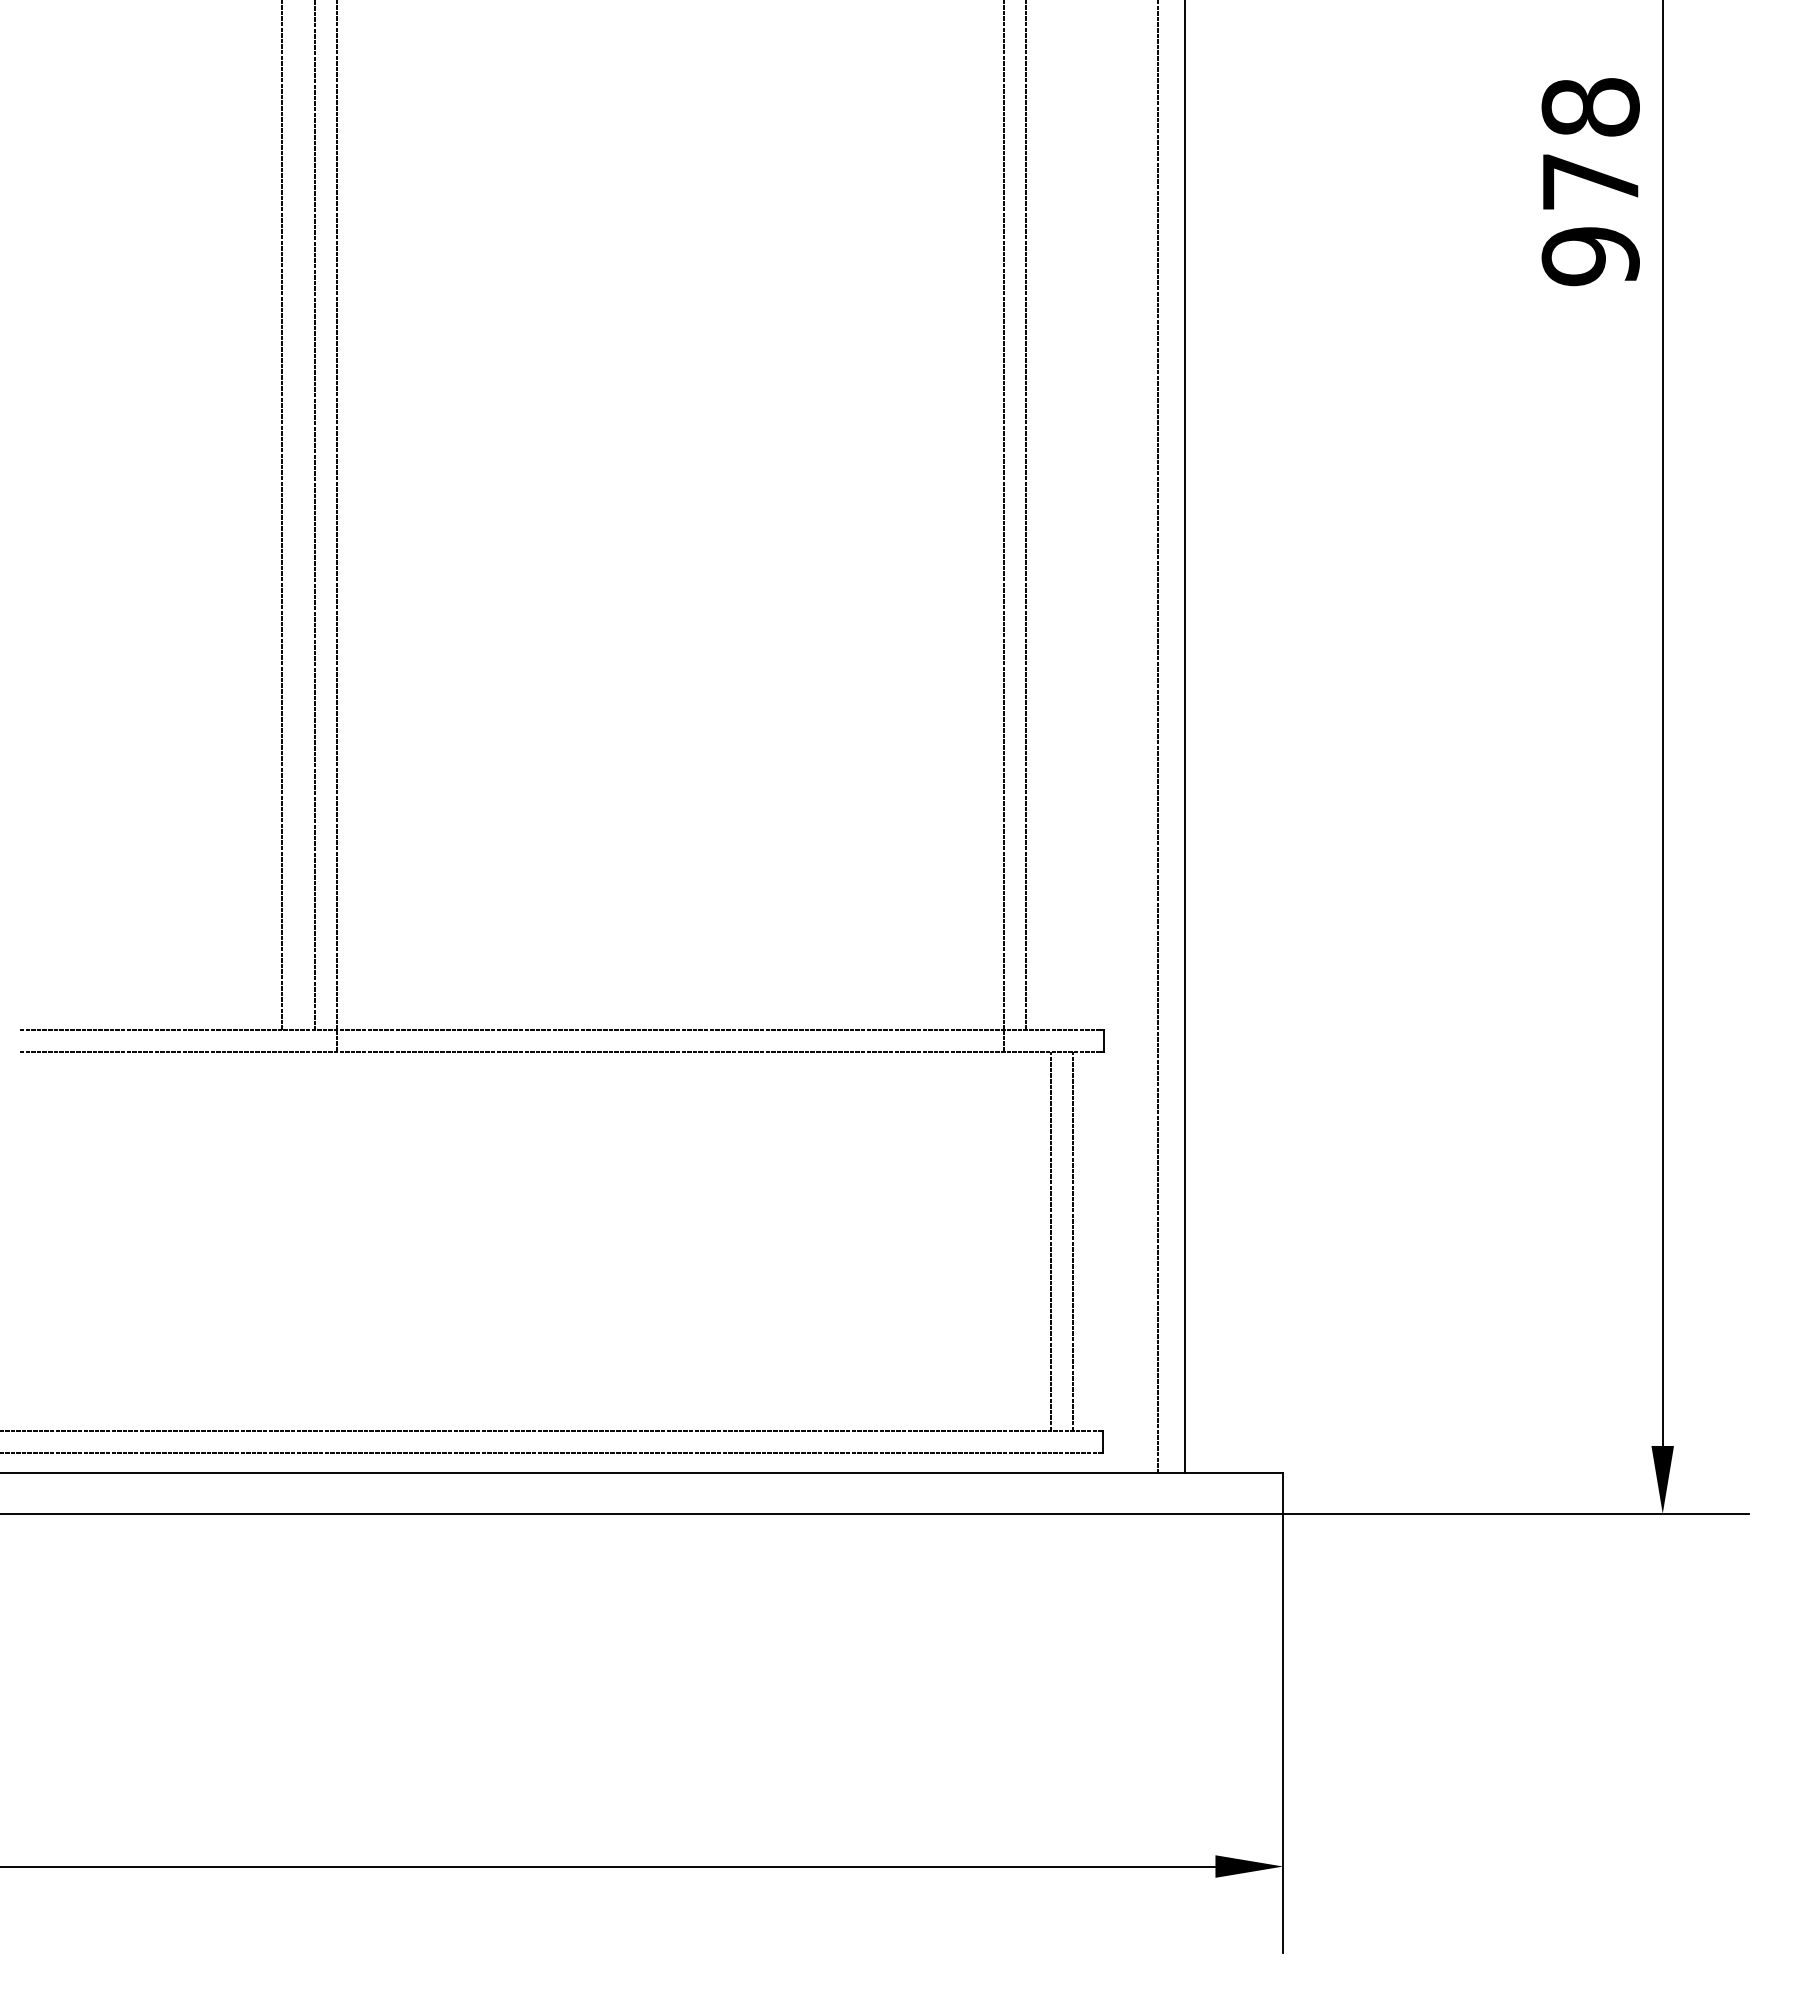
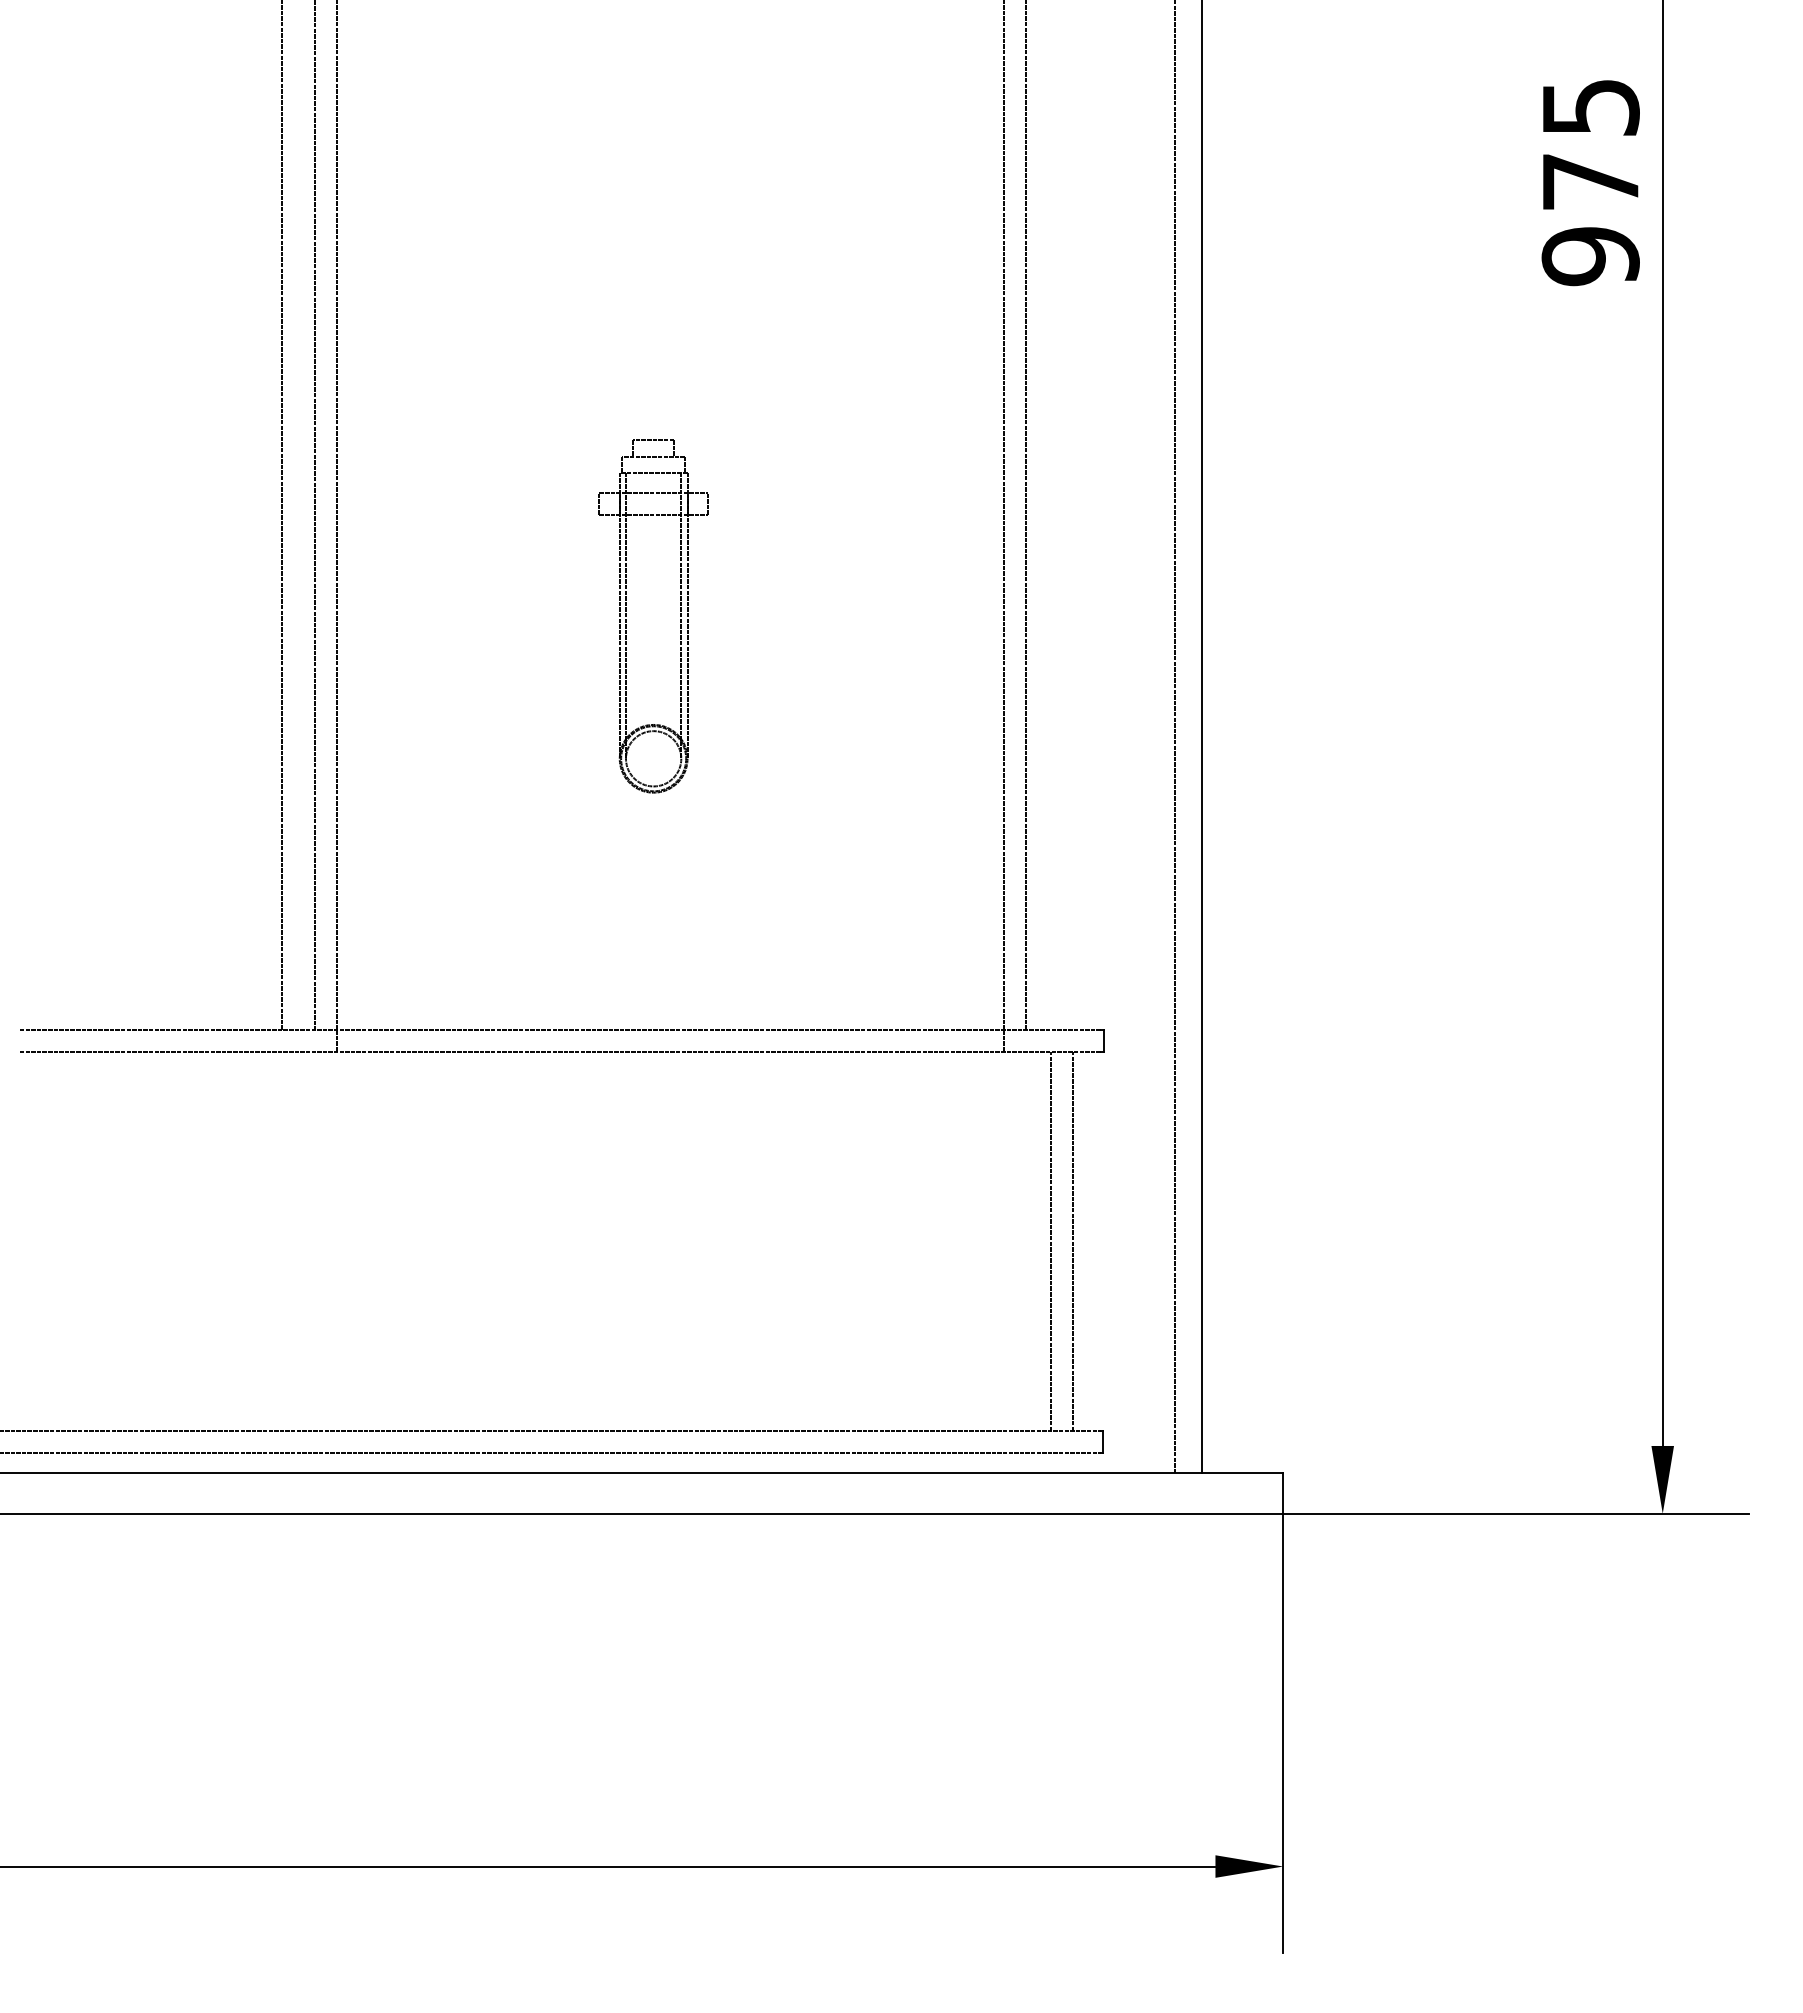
text: 978 -> 975 (1590, 107)
part: none -> present (626, 616)
line position: (1157, 737) -> (1174, 737) (1174, 737)
line position: (1184, 737) -> (1201, 737) (1201, 737)
